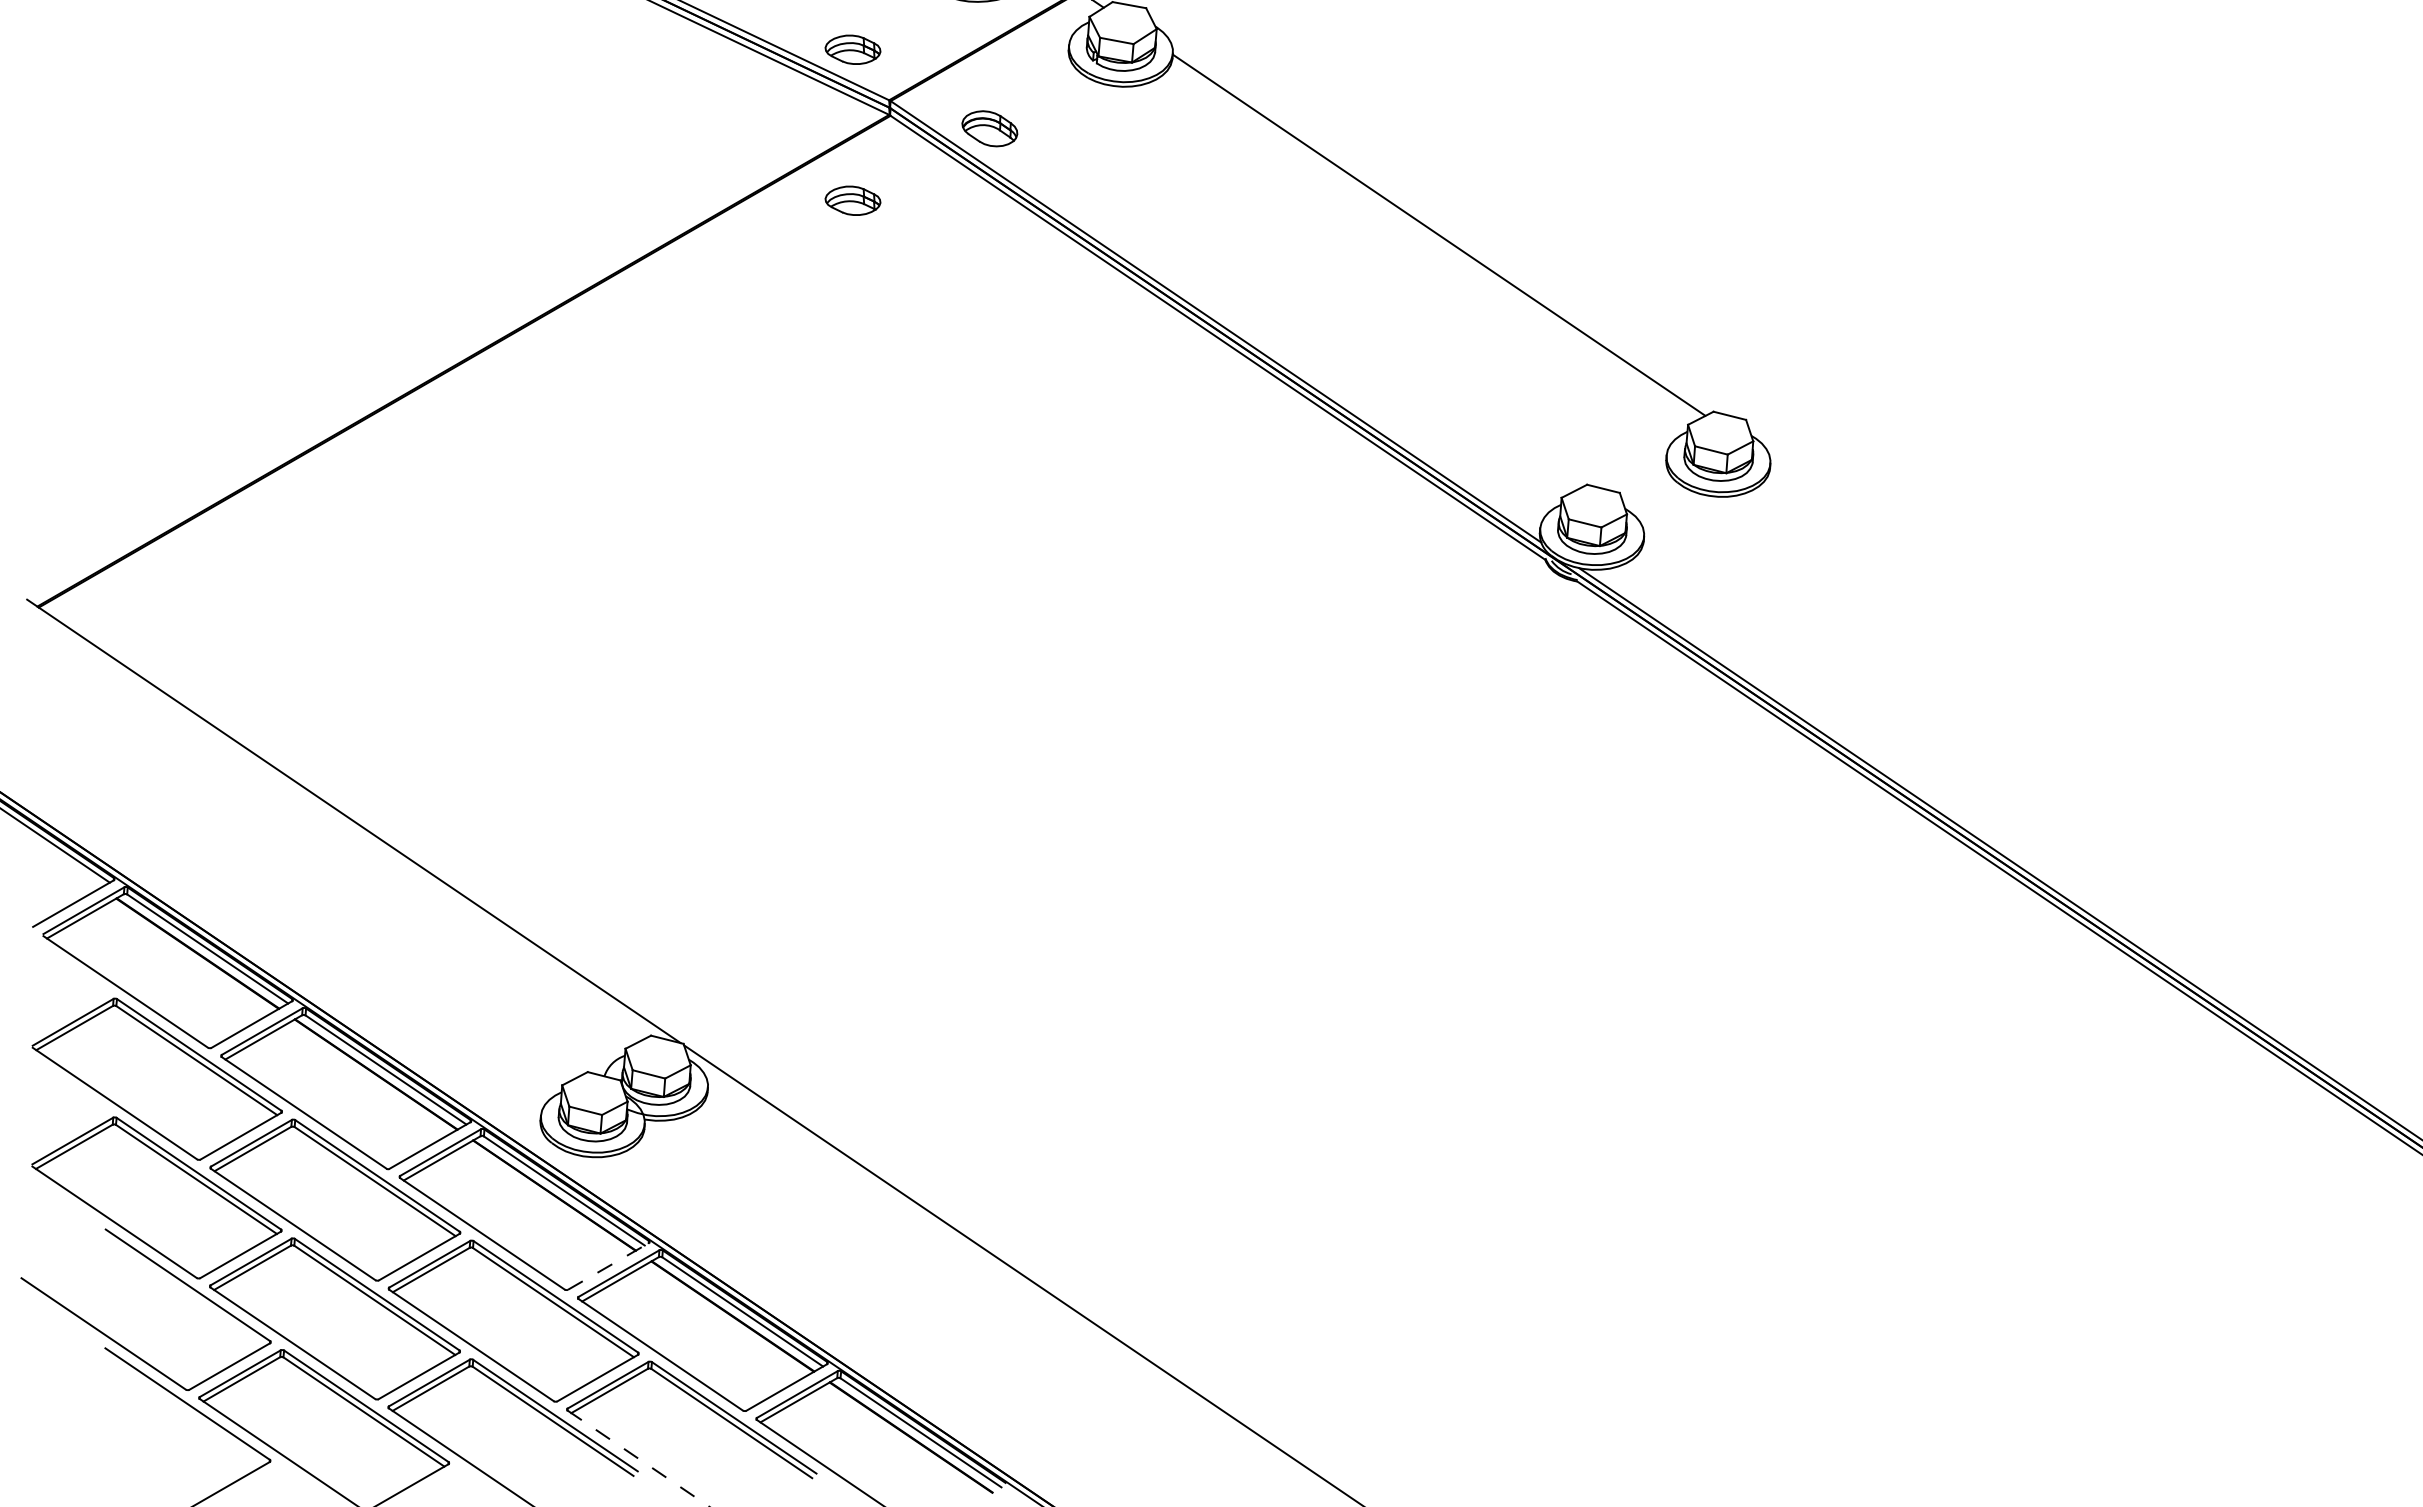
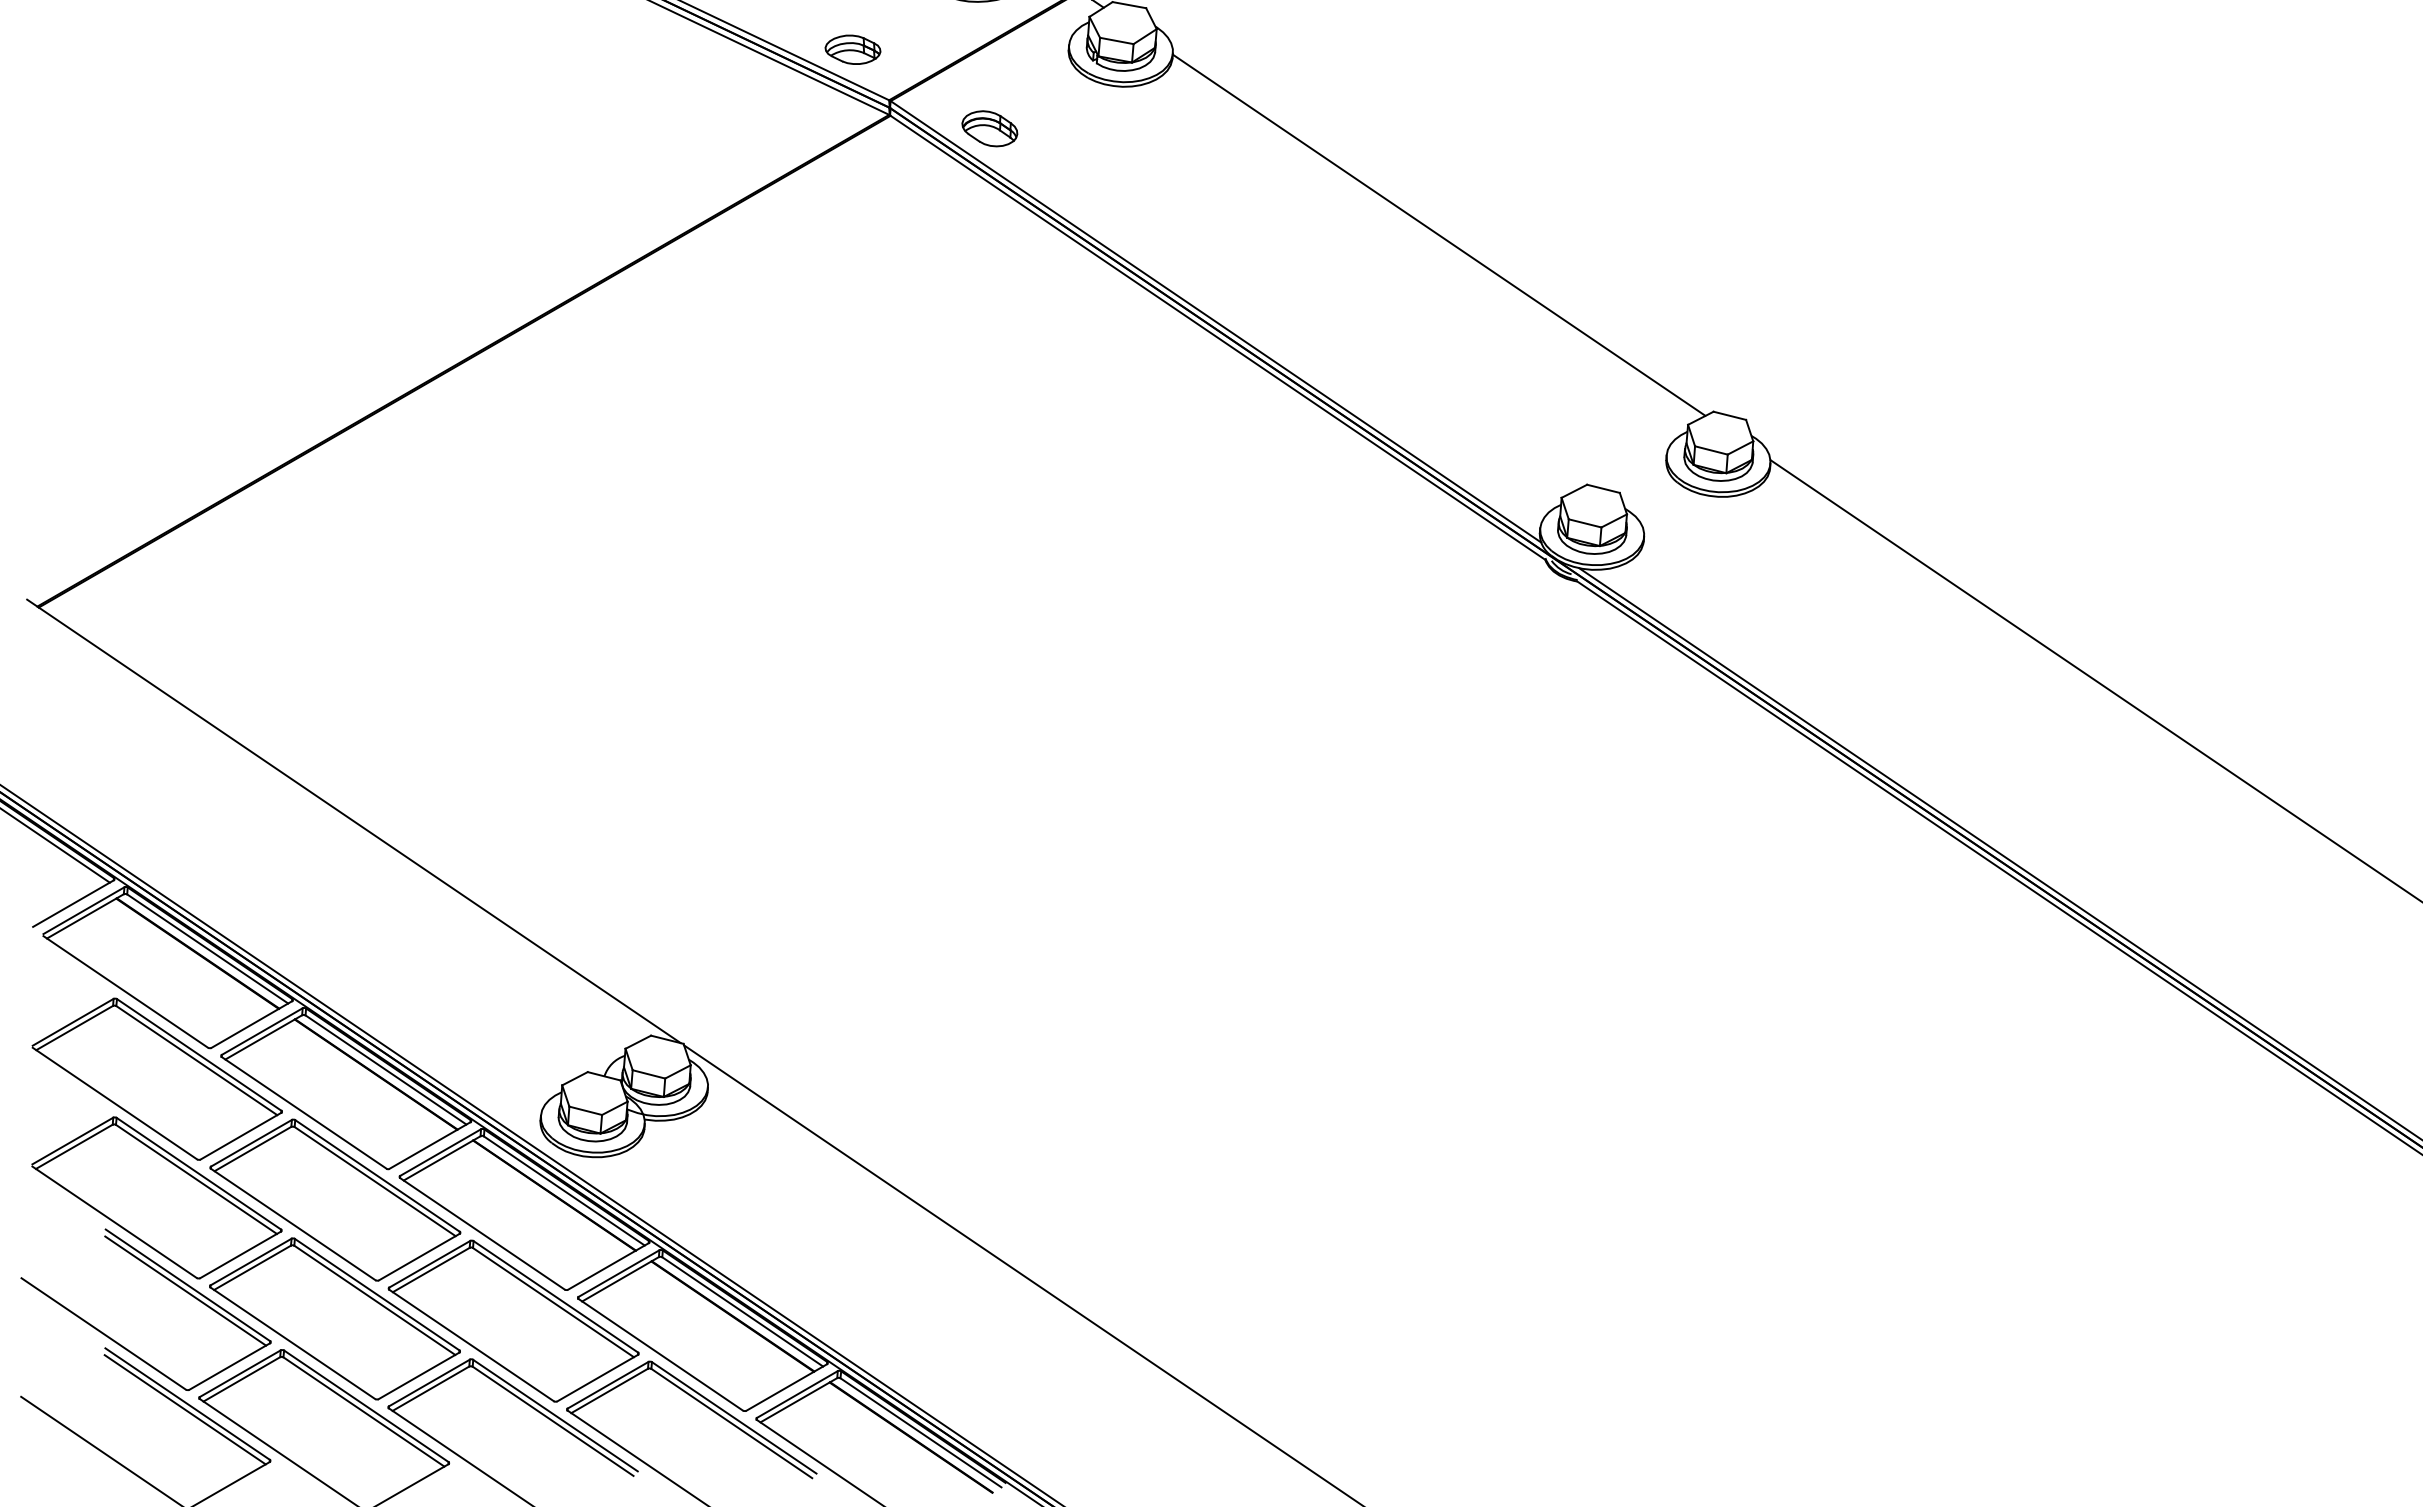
part: present -> none (852, 200)
line: none -> present (2094, 680)
line: none -> present (531, 1144)
line: dashed -> solid (608, 1266)
line: none -> present (185, 1290)
line: none -> present (184, 1409)
line: none -> present (99, 1449)
line: dashed -> solid (638, 1458)
